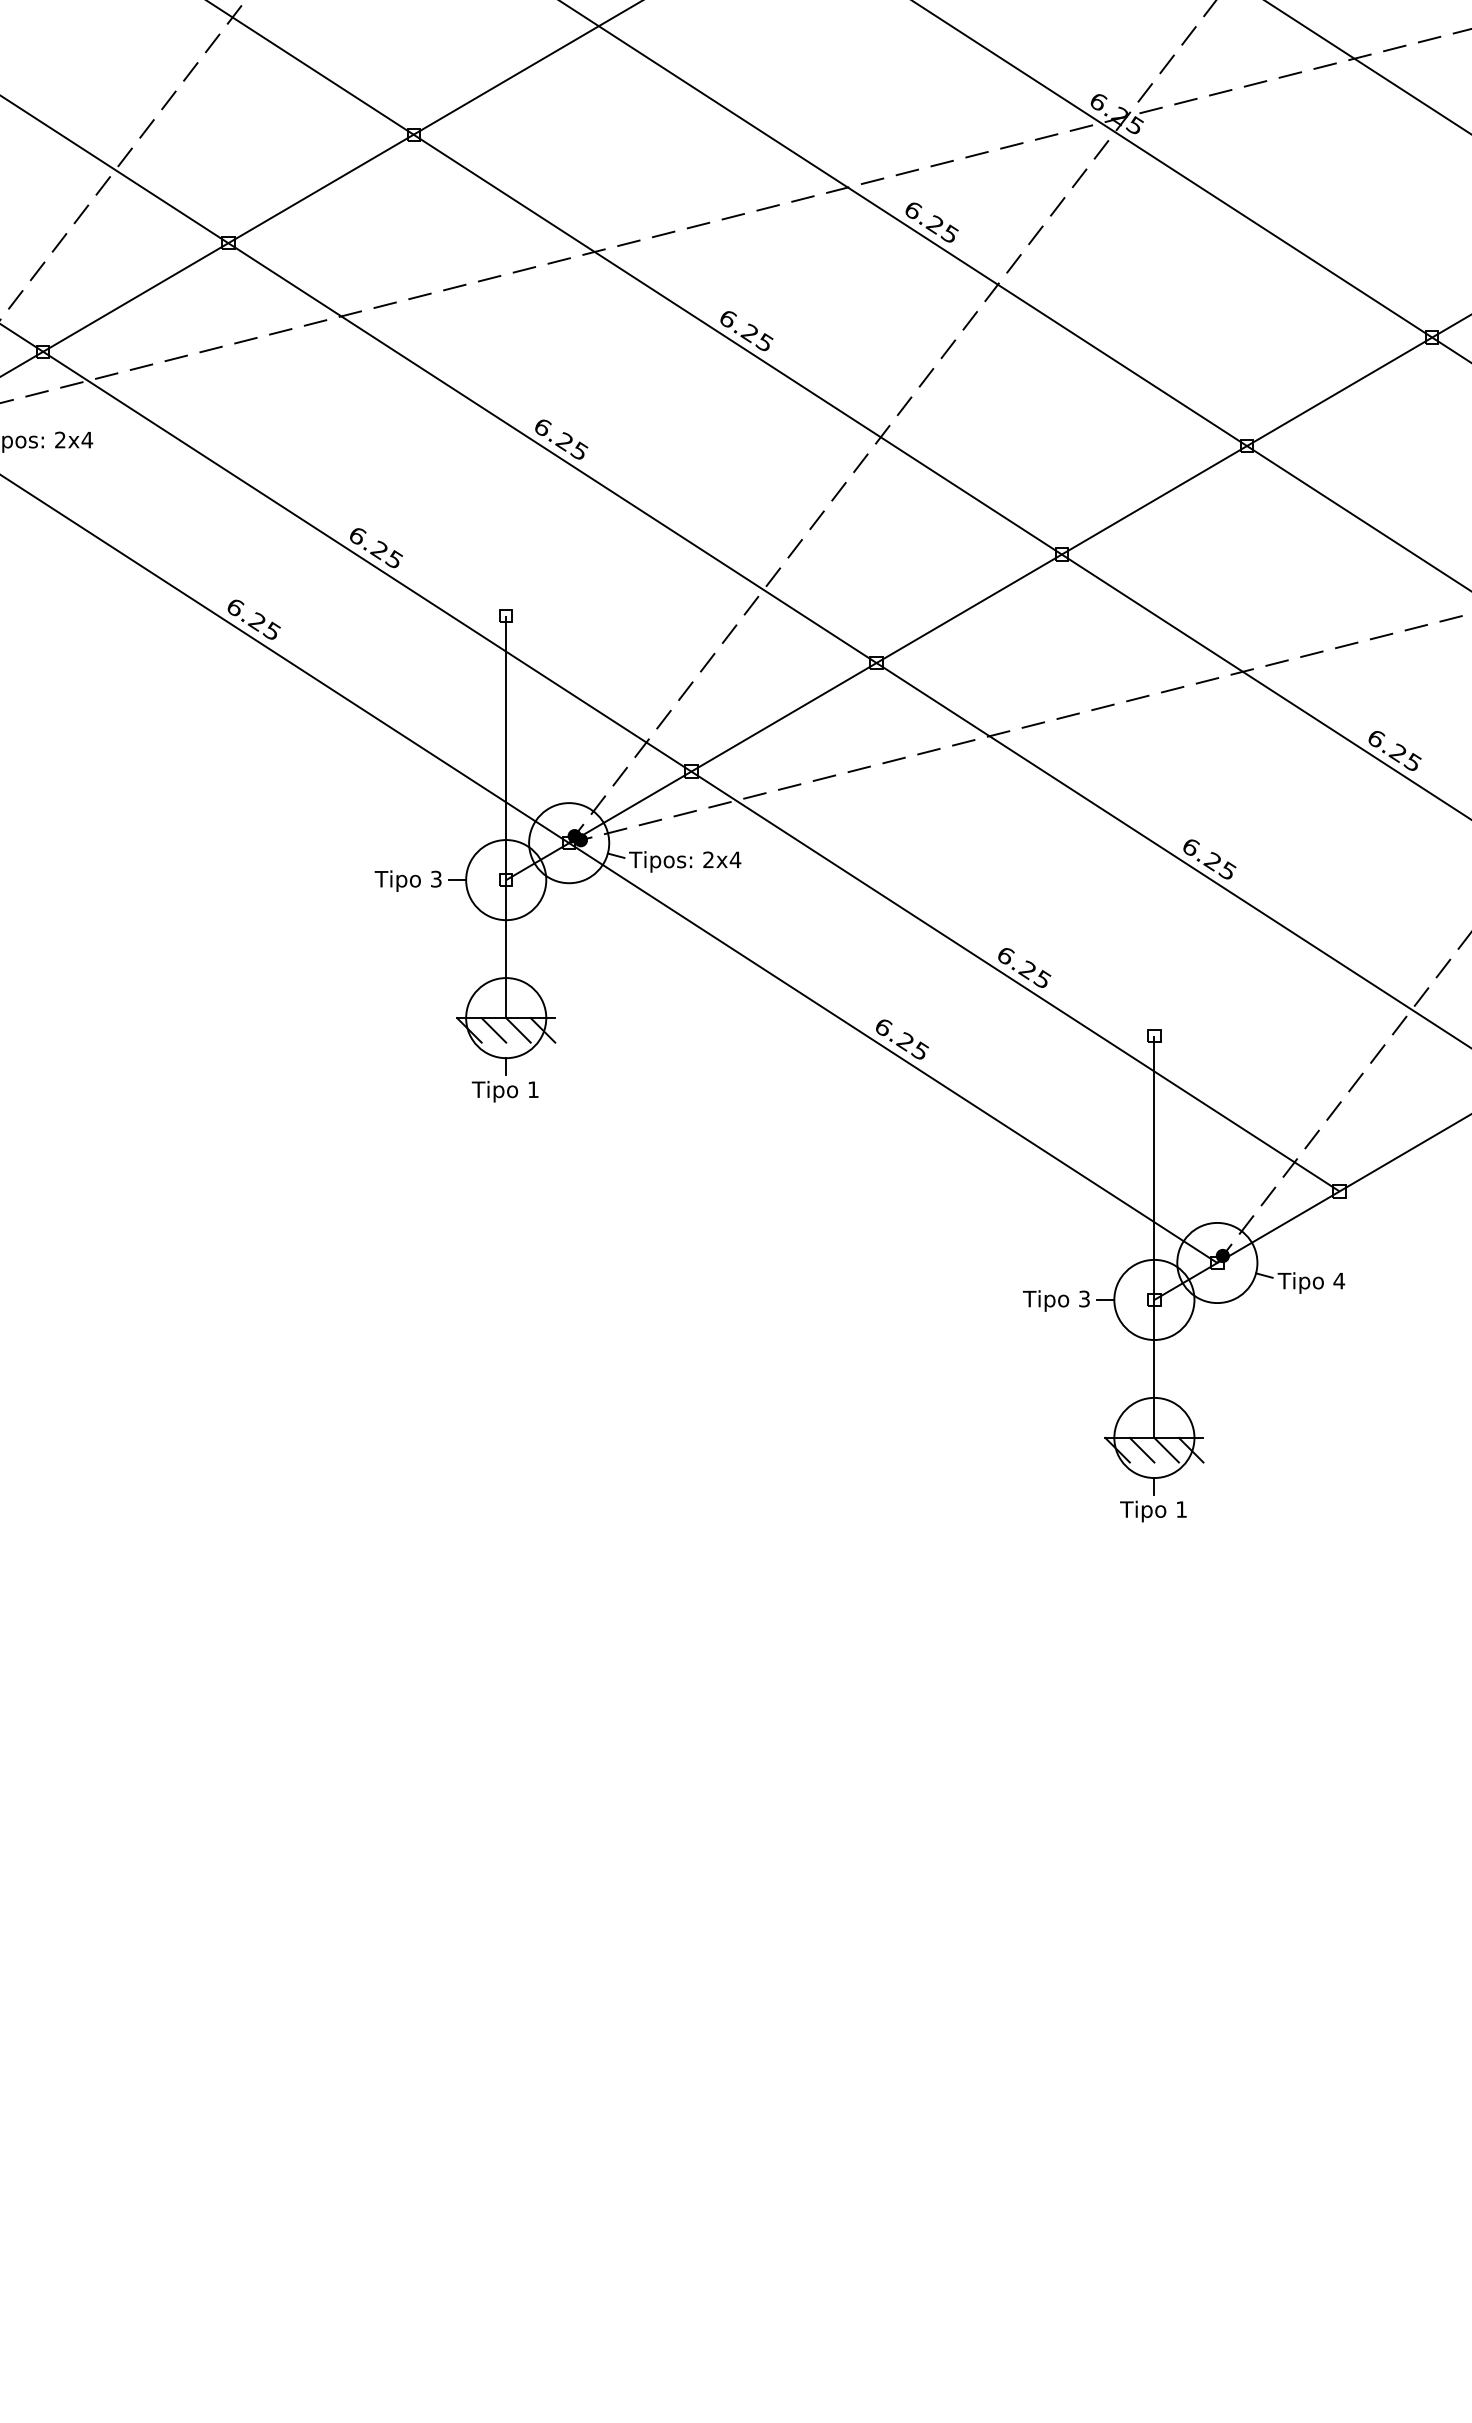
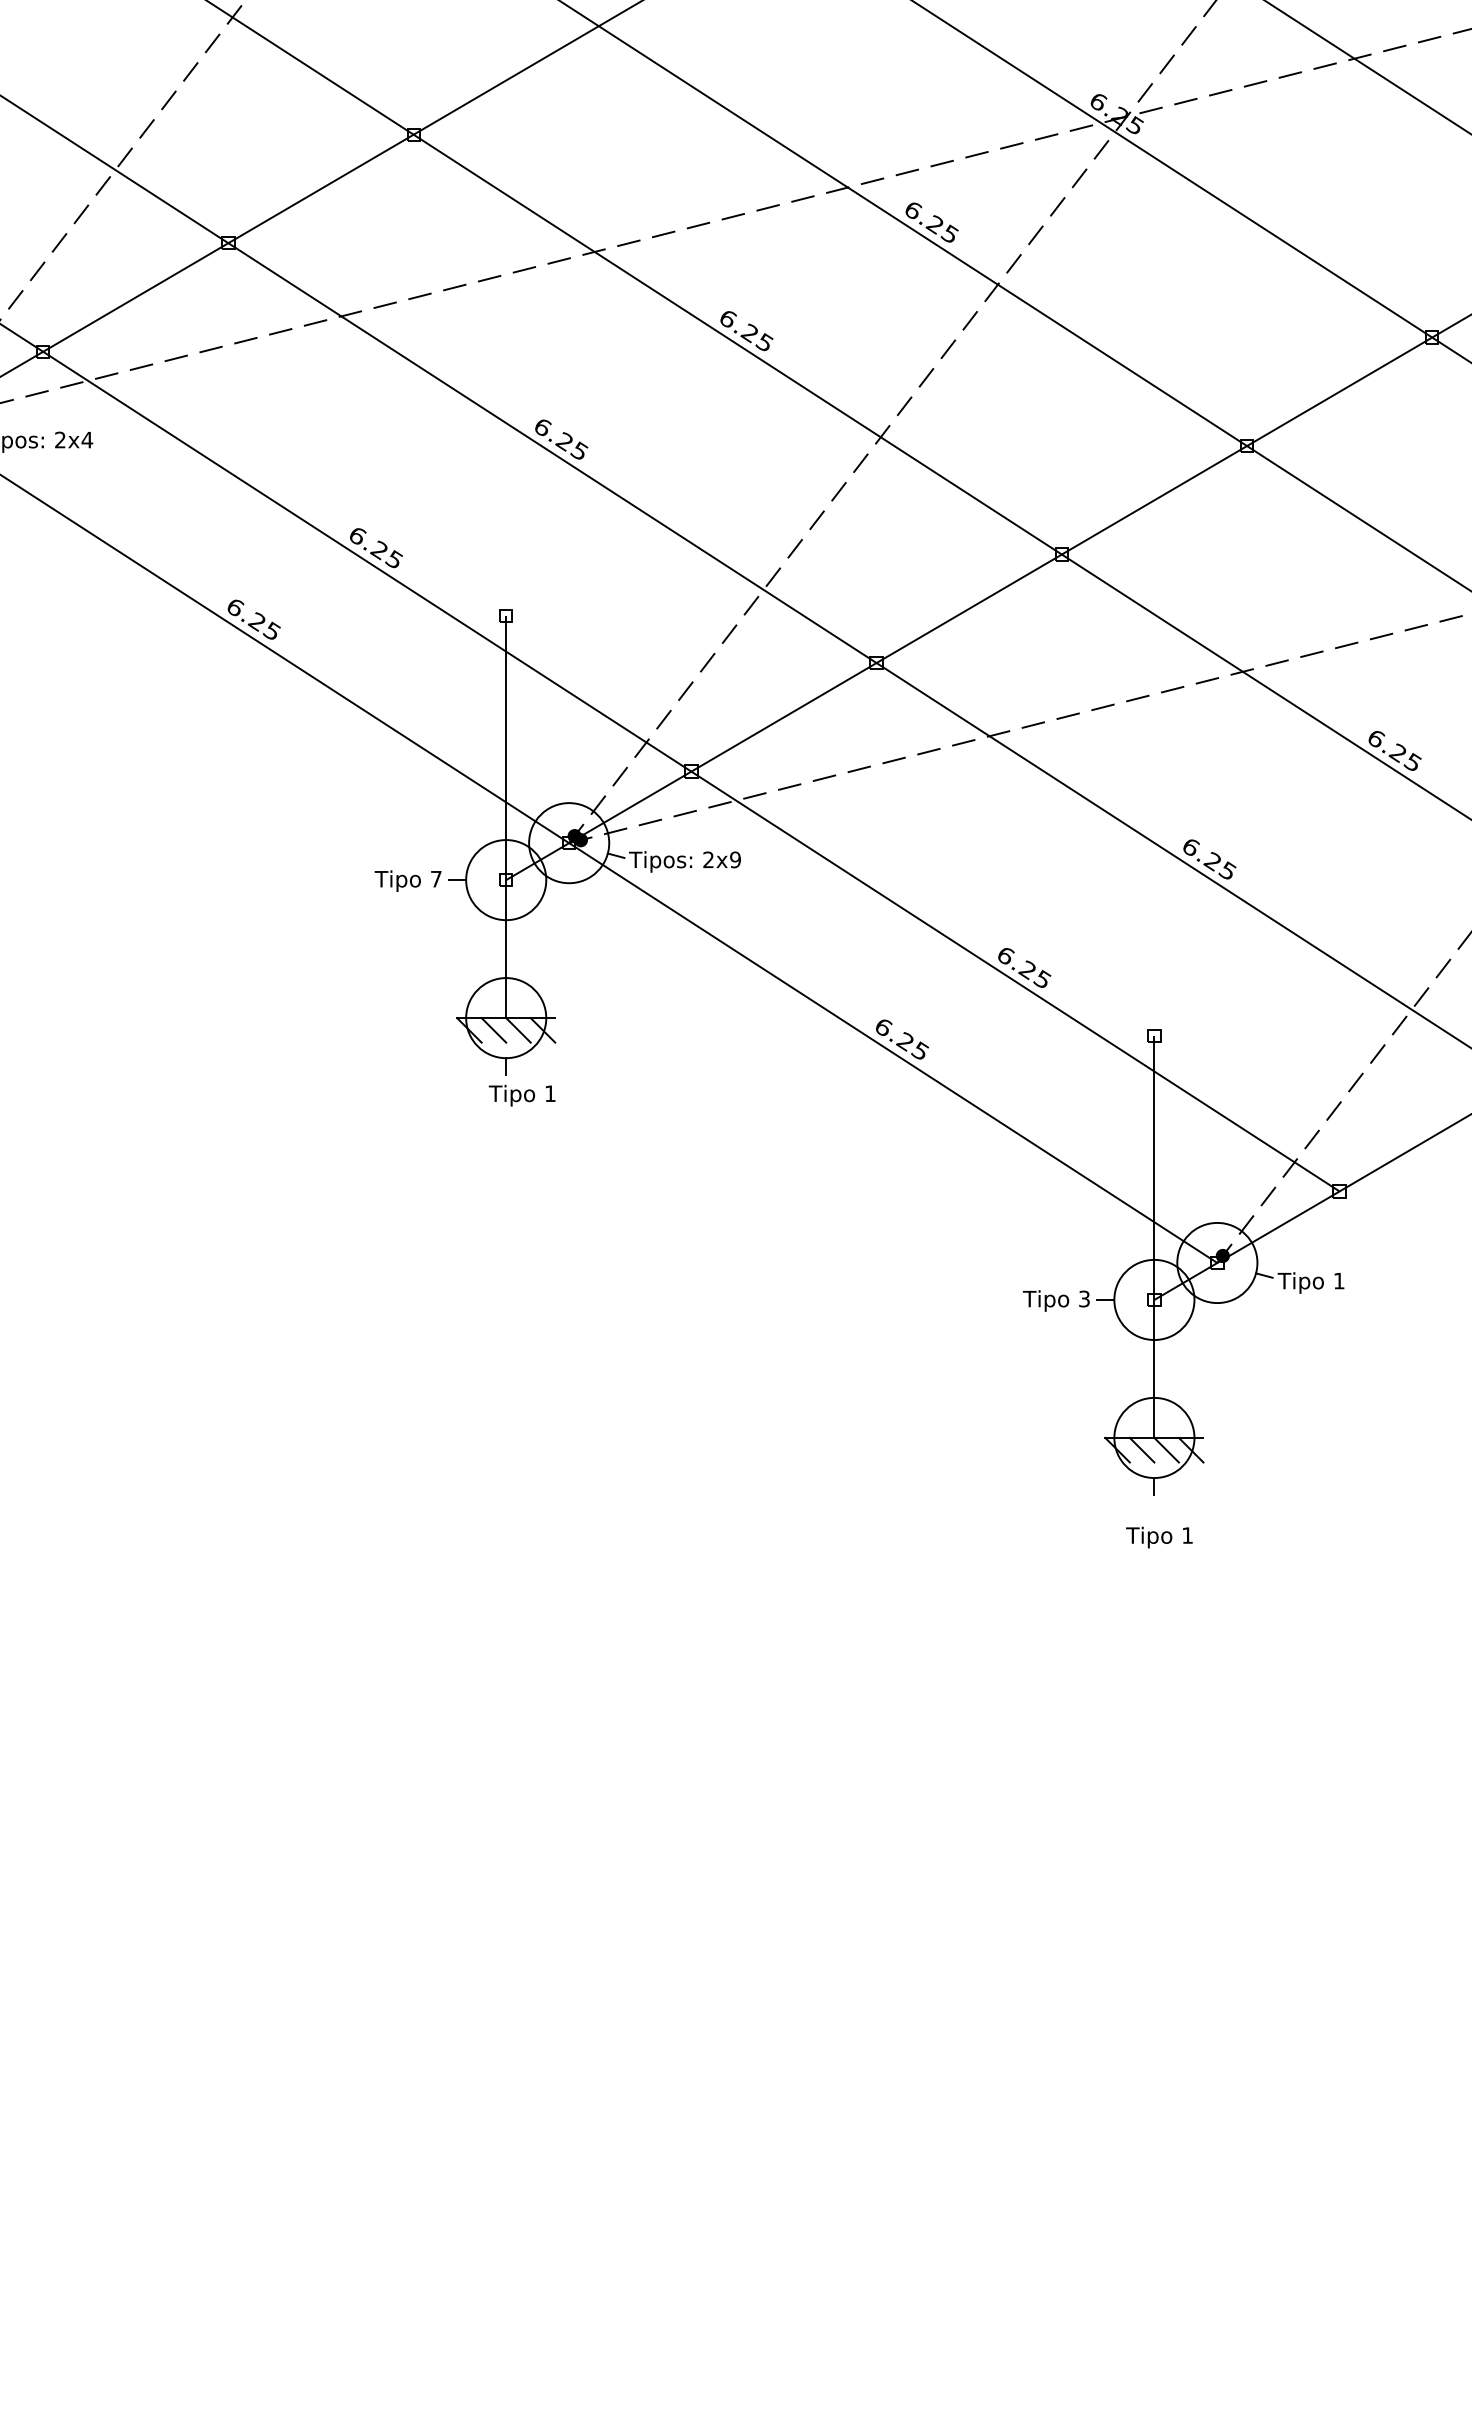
text: 2x4 -> 2x9 (735, 859)
text: 3 -> 7 (436, 878)
text position: (504, 1091) -> (521, 1095) (521, 1095)
text: 4 -> 1 (1339, 1280)
text position: (1153, 1511) -> (1159, 1537) (1159, 1537)
